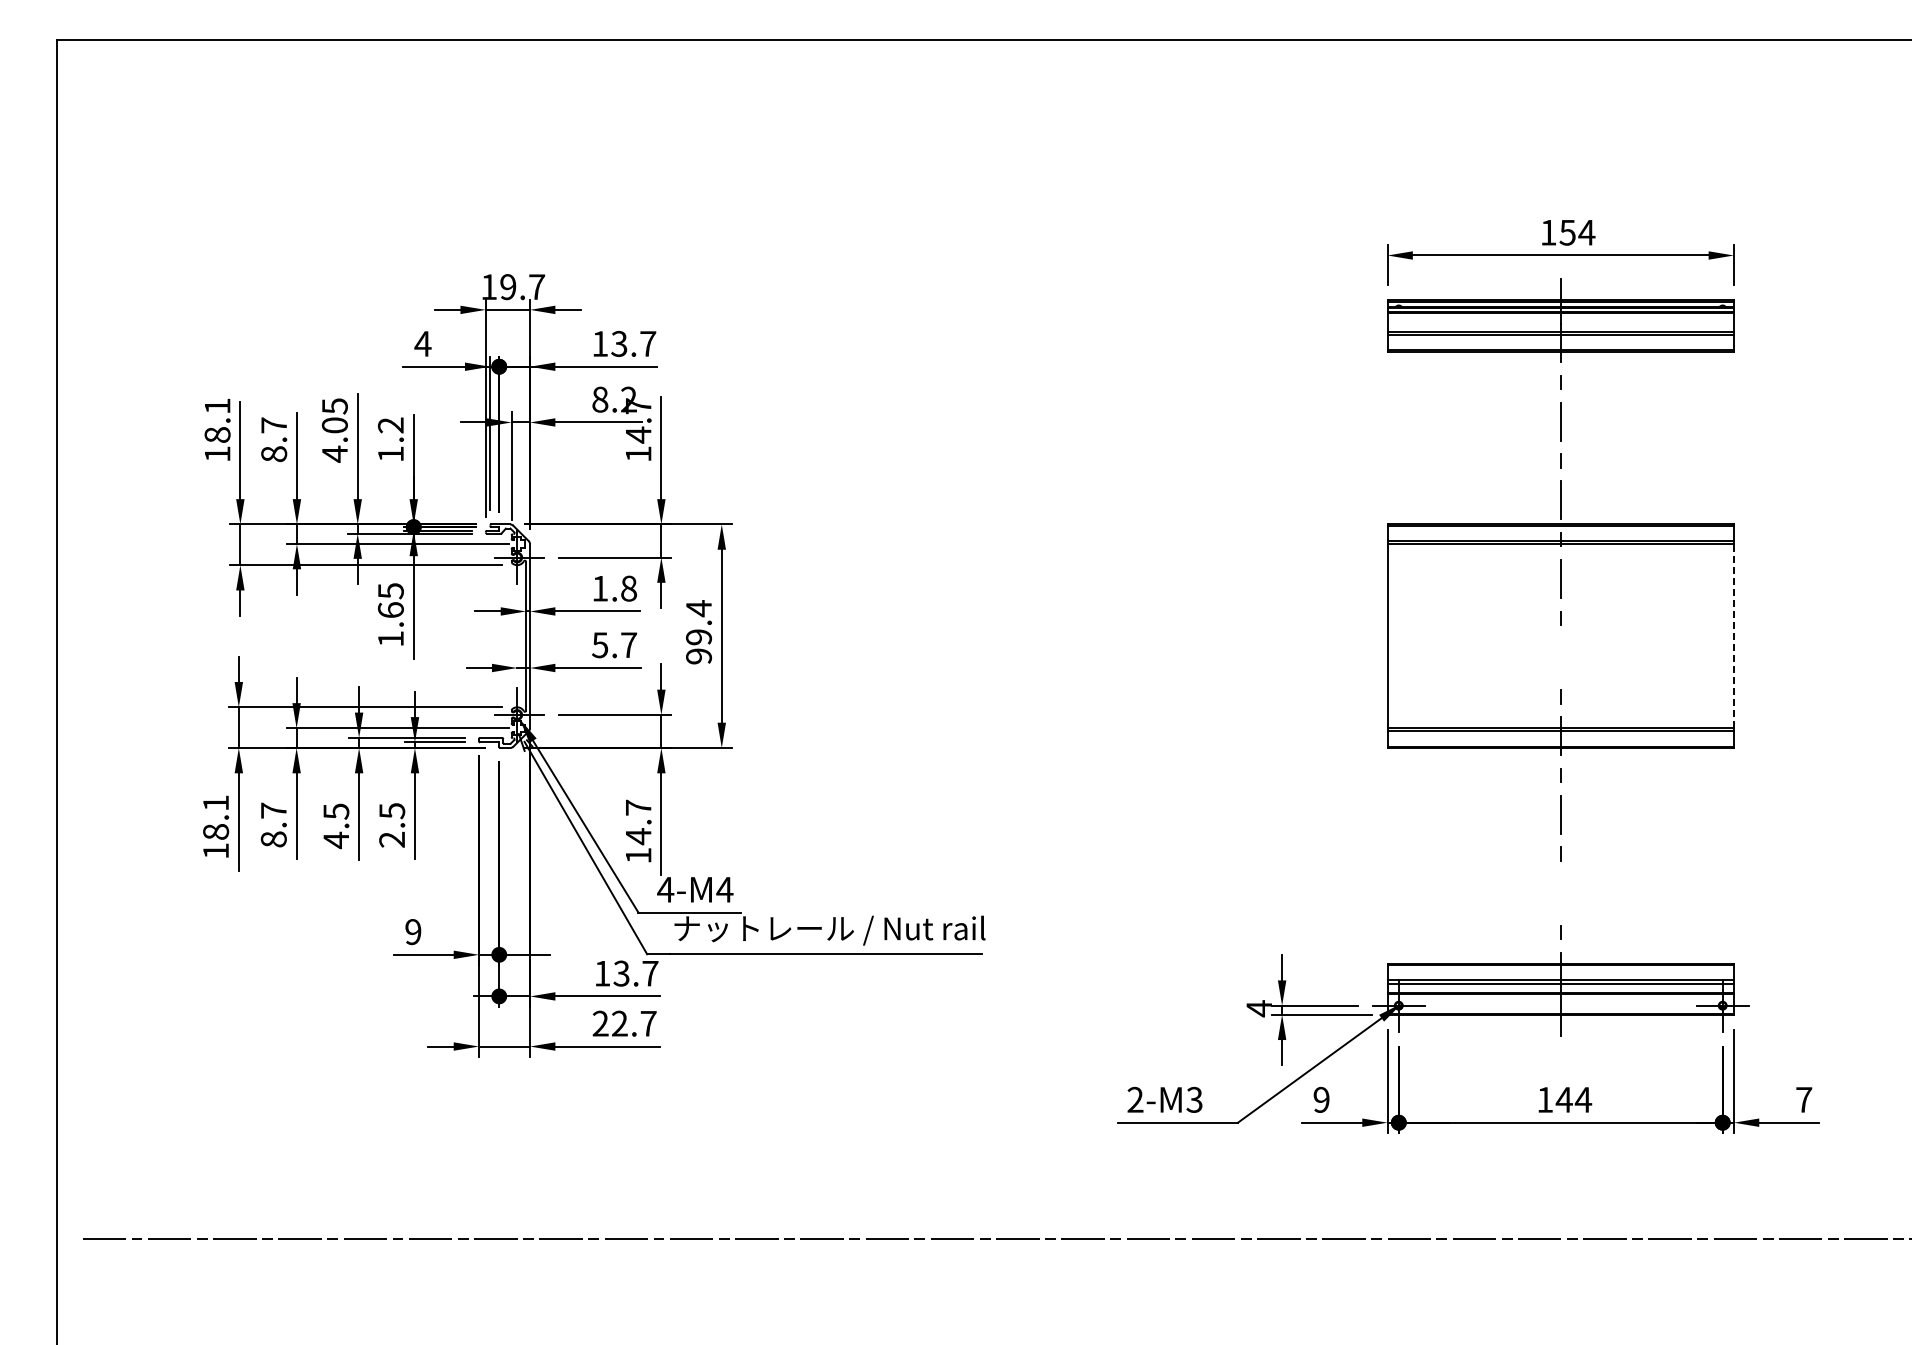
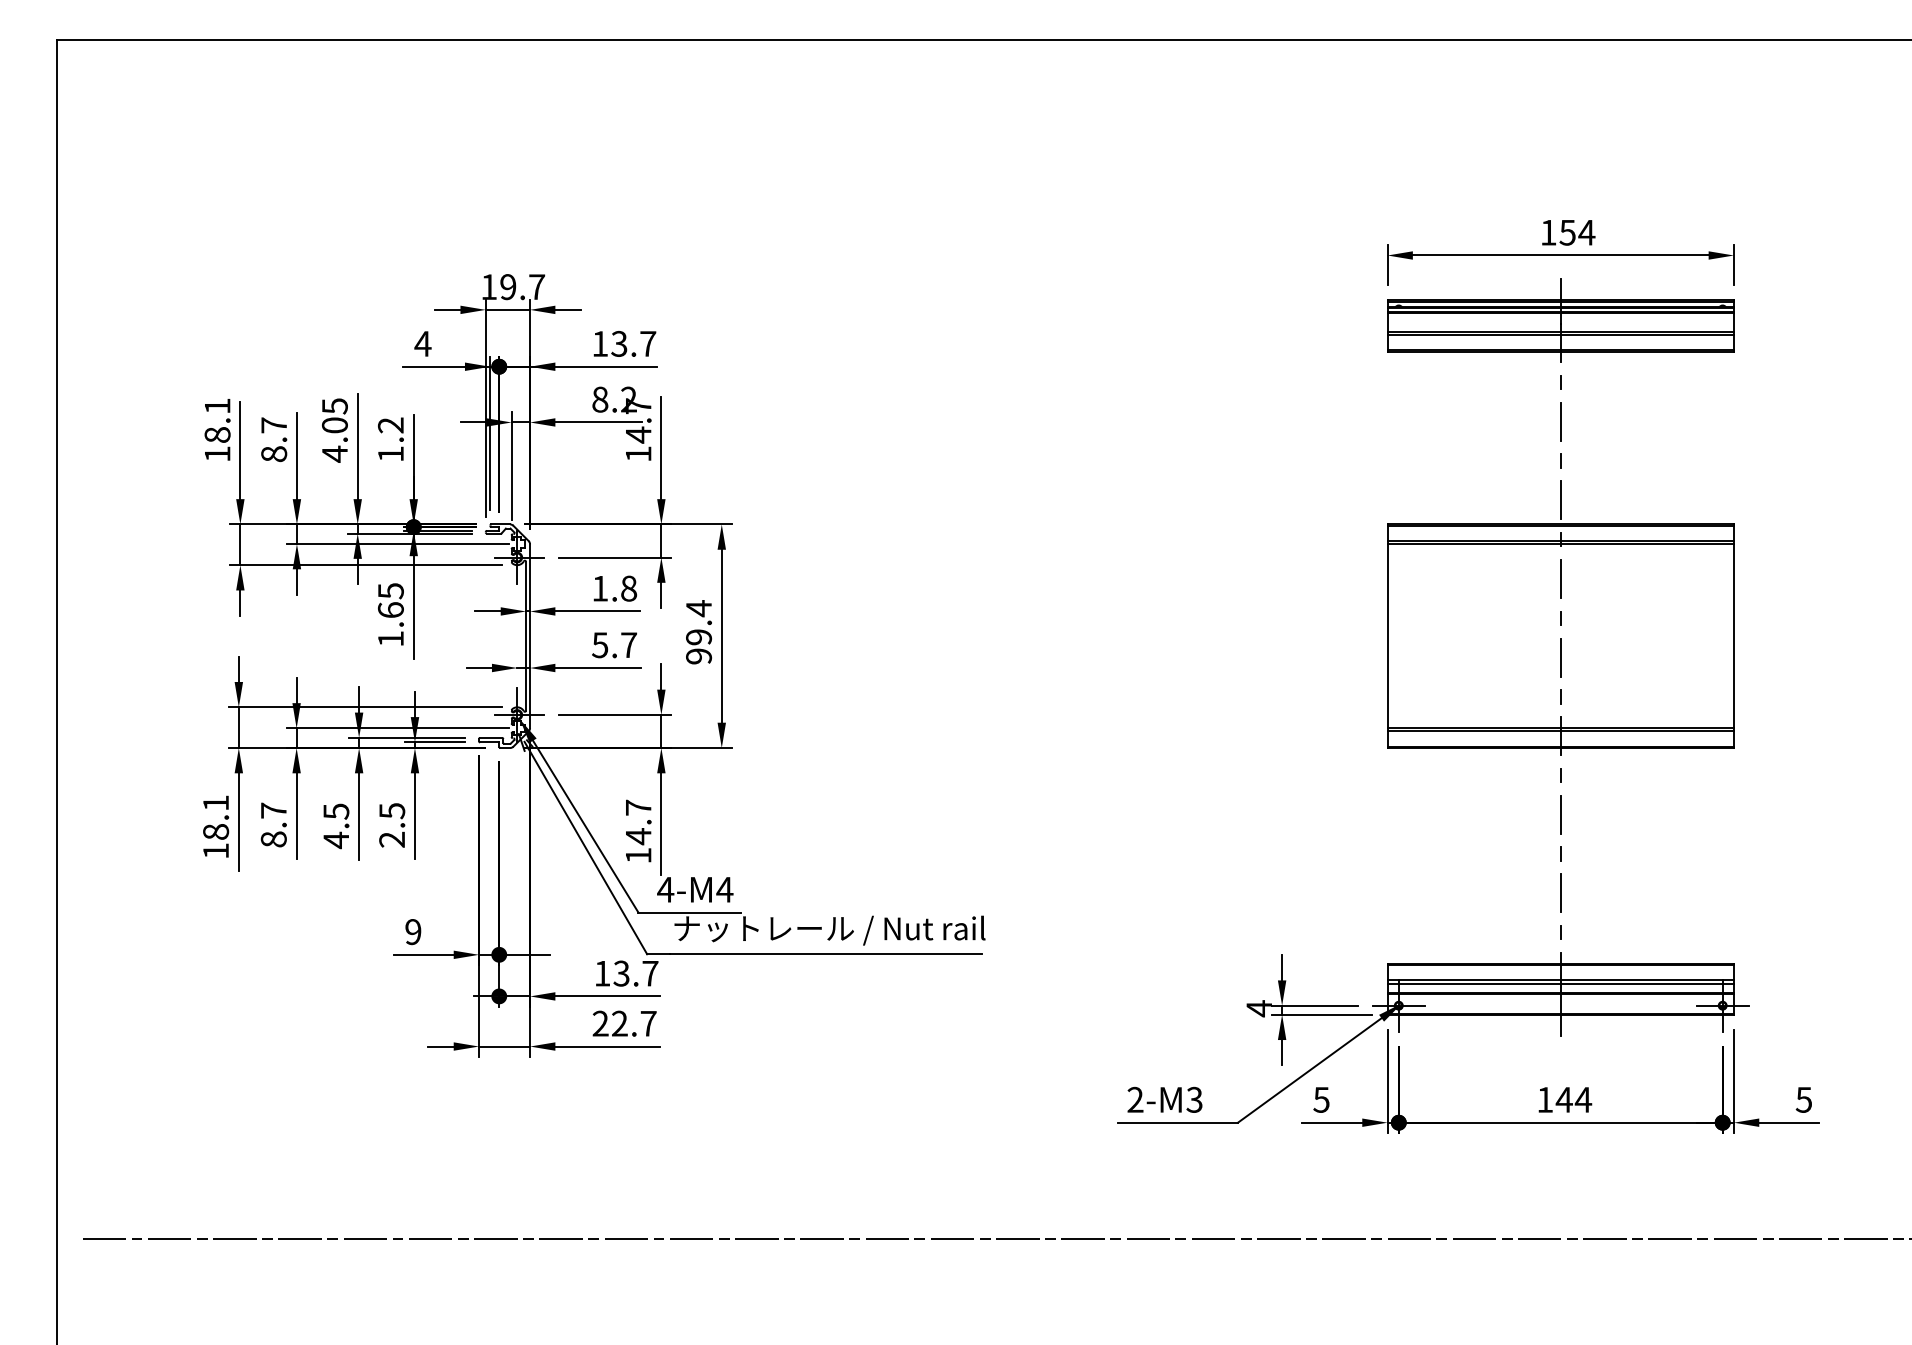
line: dashed -> solid (1733, 636)
line: none -> present (1560, 657)
line: none -> present (1560, 893)
text: 9 -> 5 (1321, 1099)
text: 7 -> 5 (1803, 1099)
